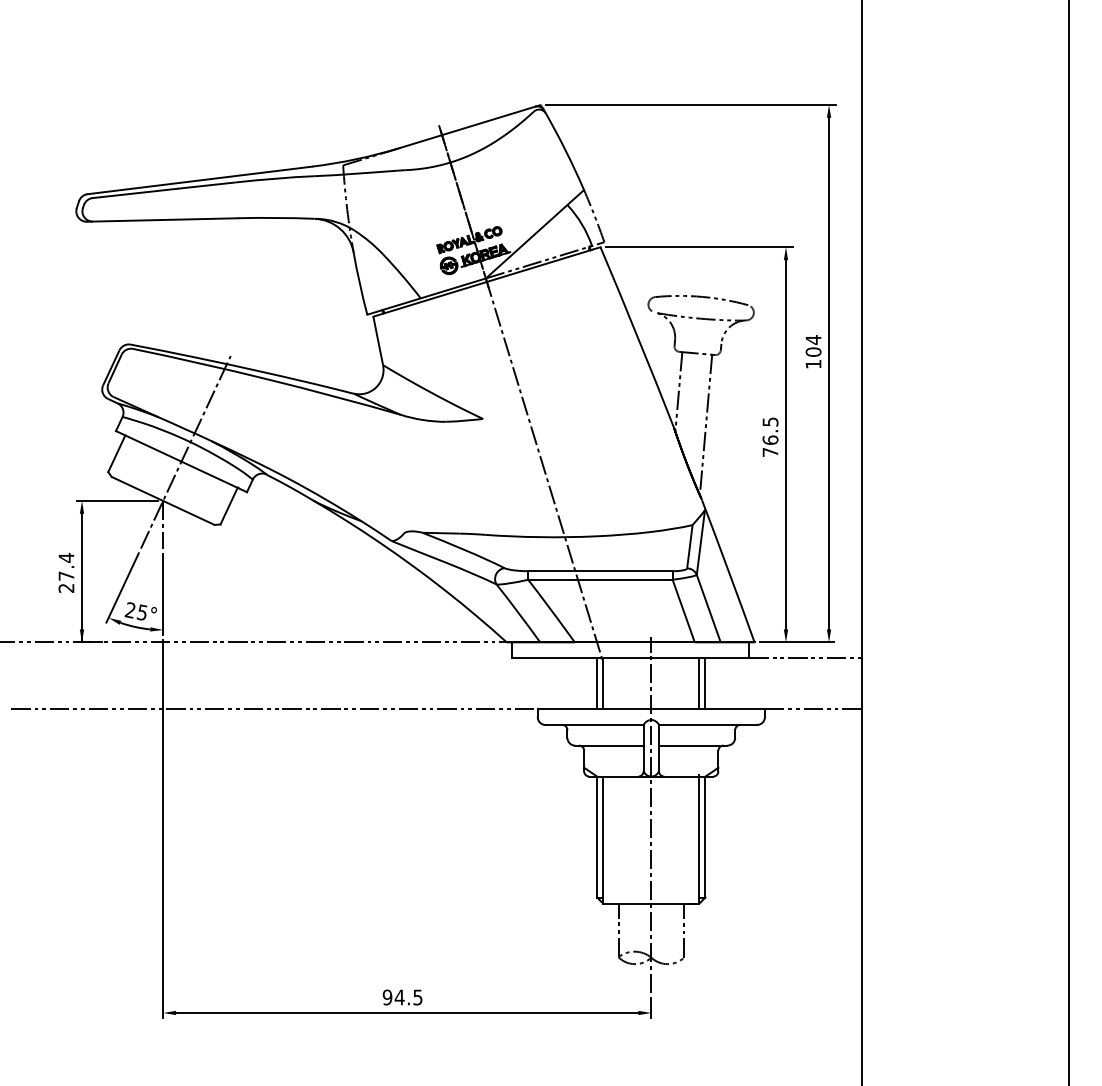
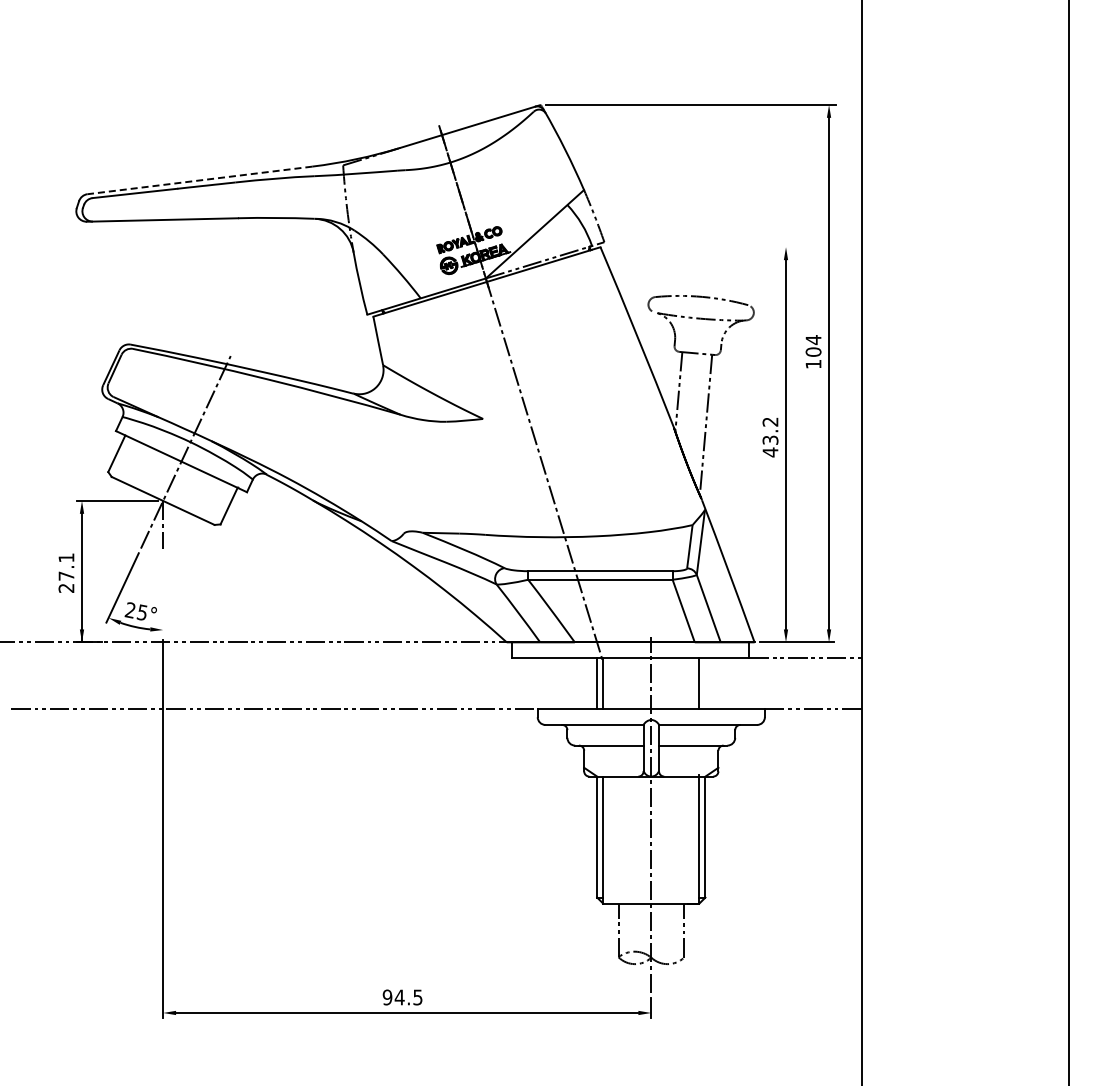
line: solid -> dashed (199, 180)
line: present -> none (698, 247)
text: 76.5 -> 43.2 (770, 437)
text: 27.4 -> 27.1 (66, 557)
line: present -> none (163, 594)
line: present -> none (705, 683)
